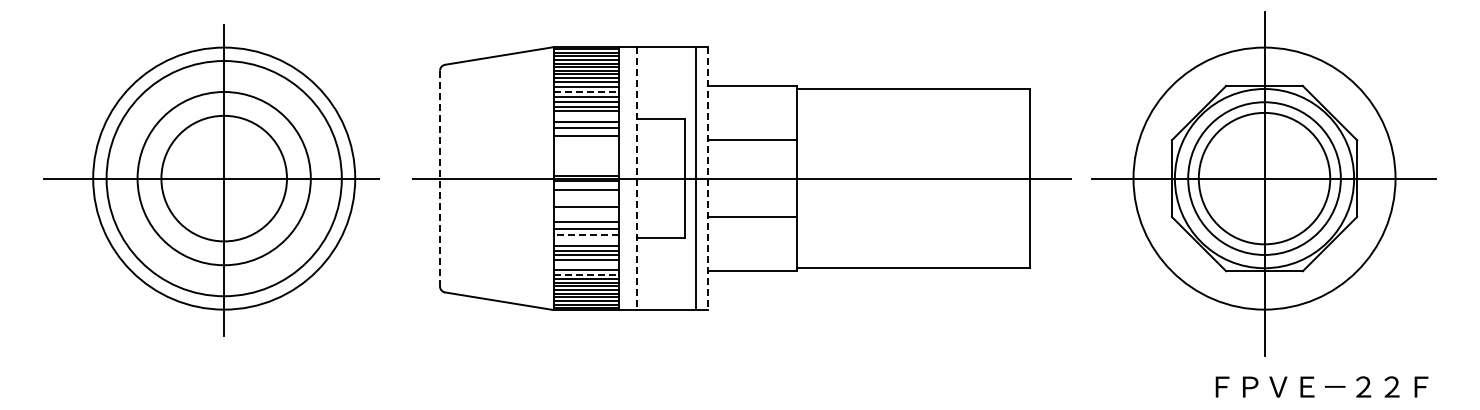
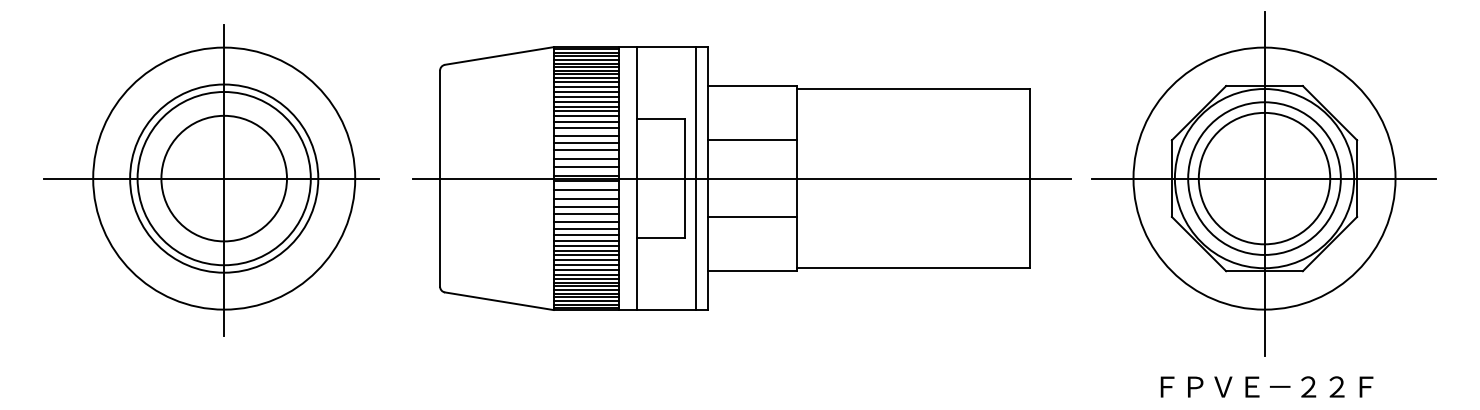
line: dashed -> solid (586, 92)
line: none -> present (586, 116)
line: none -> present (586, 143)
line: none -> present (586, 150)
line: none -> present (586, 158)
line: none -> present (586, 166)
circle diameter: 235 px -> 188 px (224, 178)
line: dashed -> solid (440, 178)
line: dashed -> solid (637, 179)
line: dashed -> solid (707, 179)
line: none -> present (586, 198)
line: none -> present (586, 214)
line: dashed -> solid (586, 234)
line: none -> present (586, 240)
line: none -> present (586, 265)
line: dashed -> solid (586, 274)
text position: (1321, 386) -> (1266, 386) (1266, 386)
